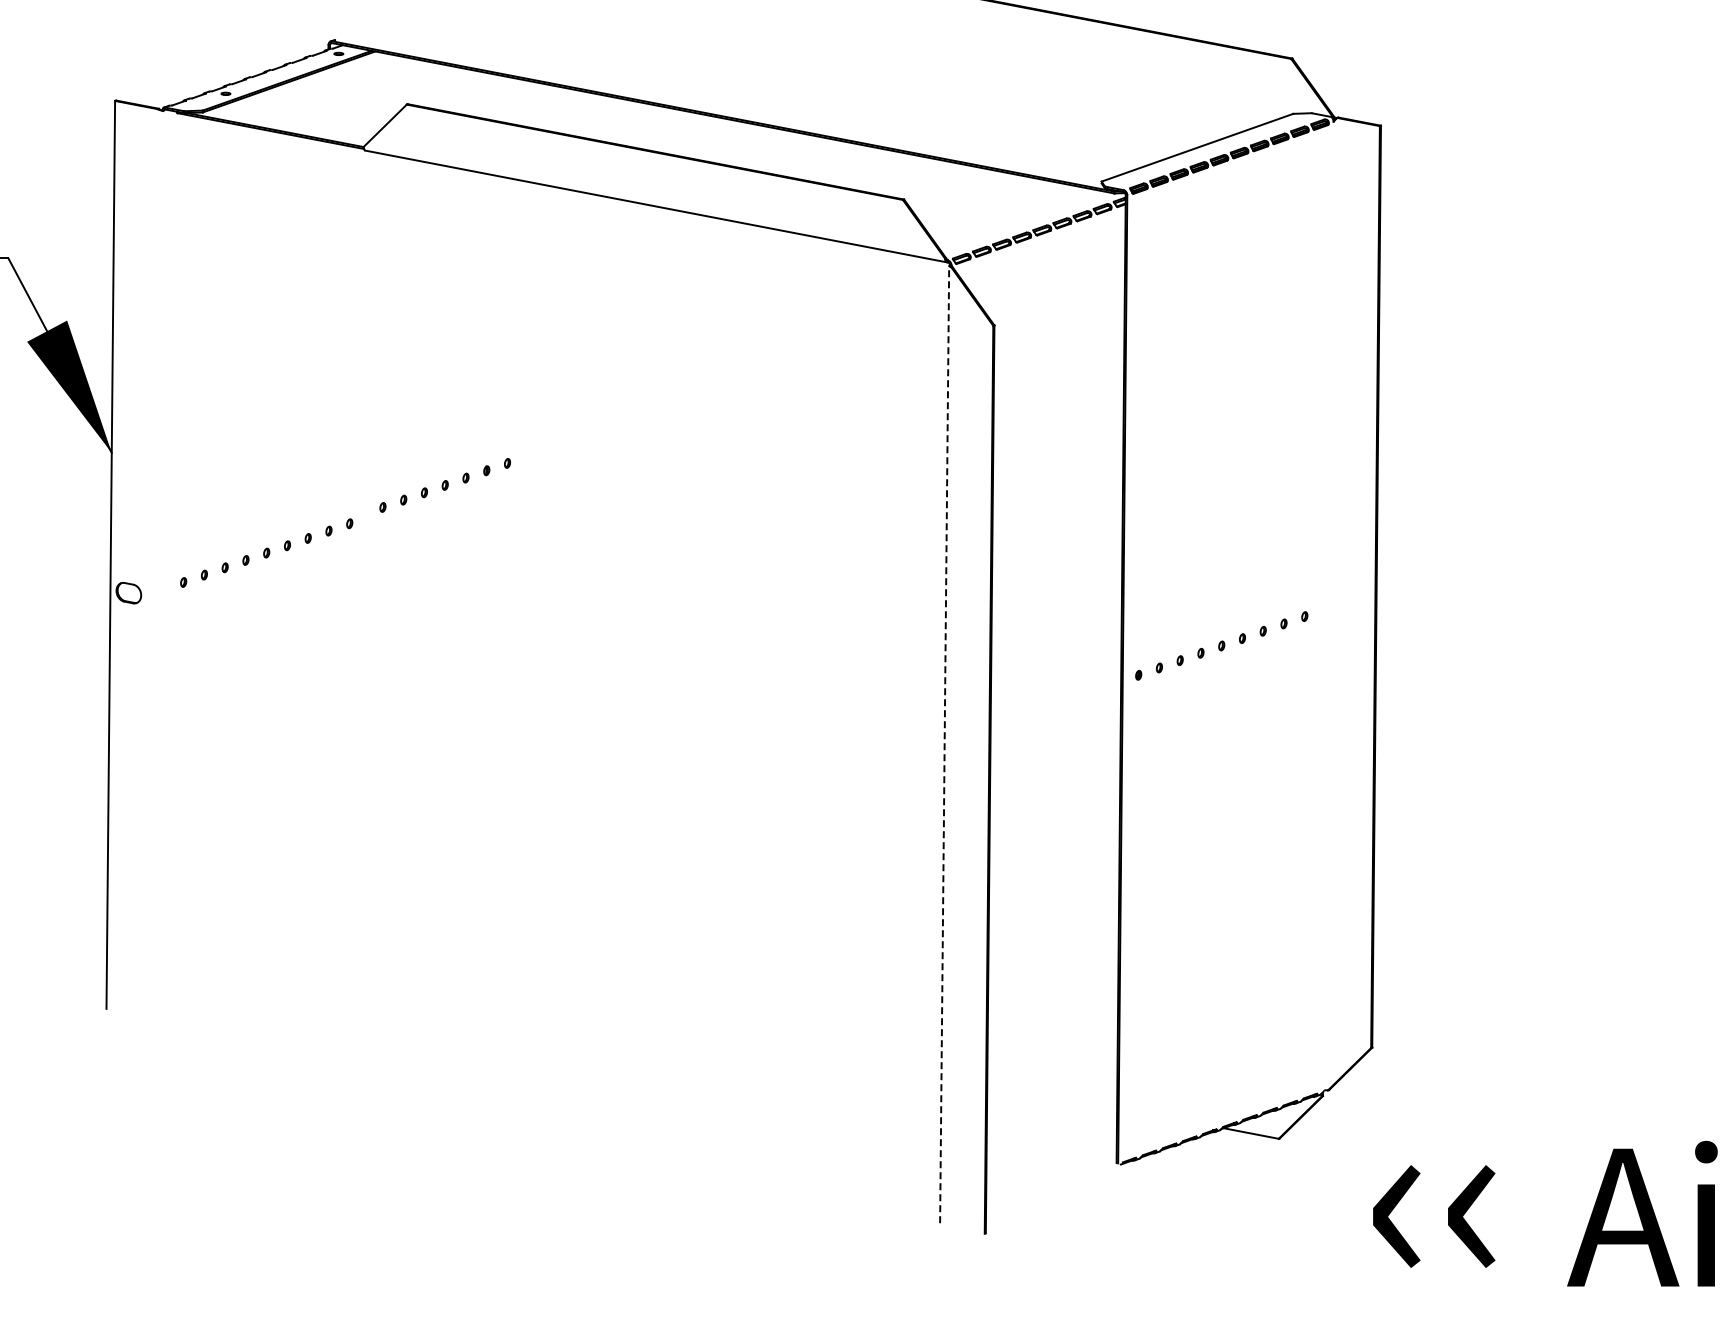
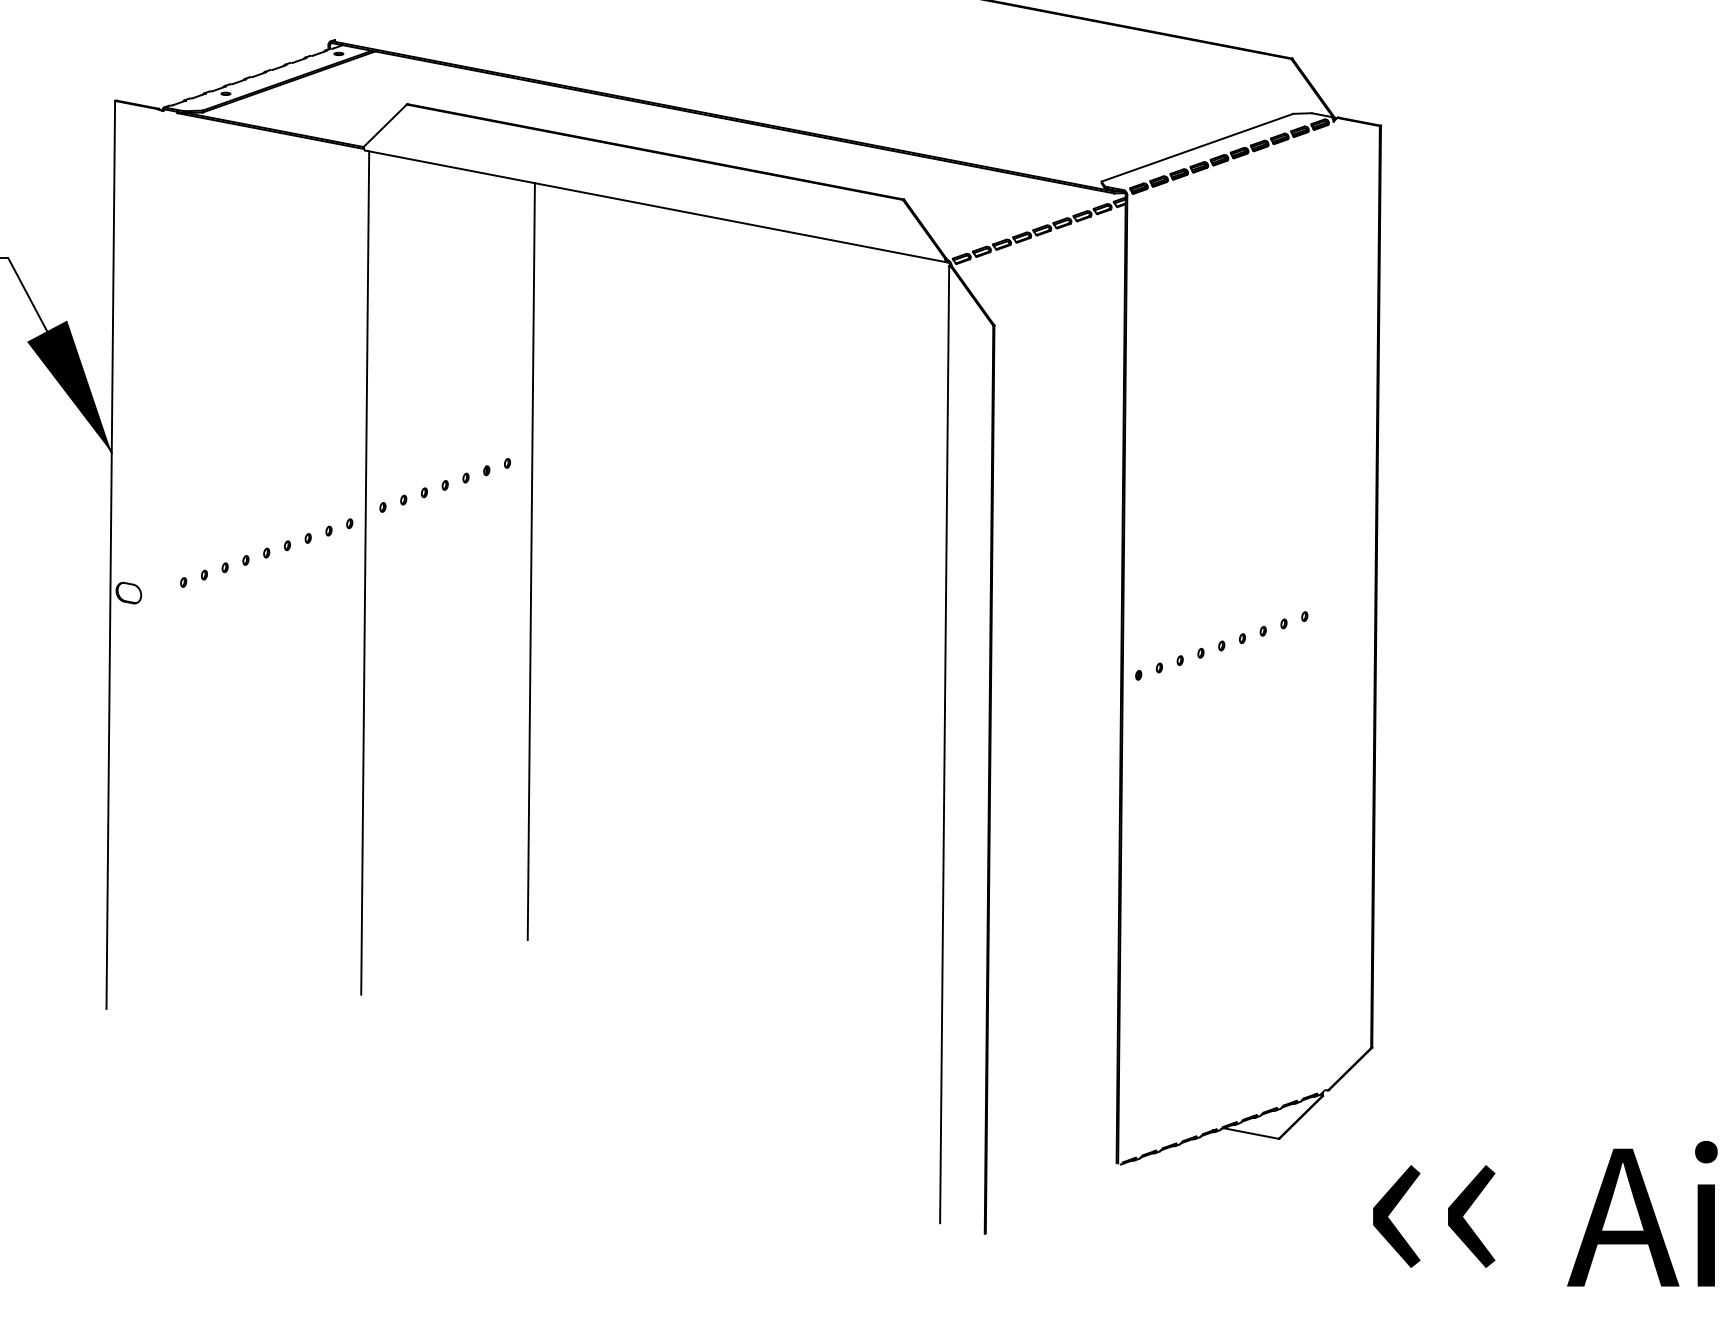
line: none -> present (530, 561)
line: none -> present (365, 572)
line: dashed -> solid (944, 744)
